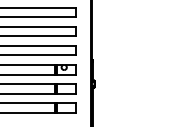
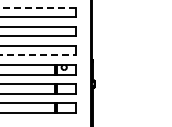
line: solid -> dashed (38, 7)
line: solid -> dashed (38, 55)
